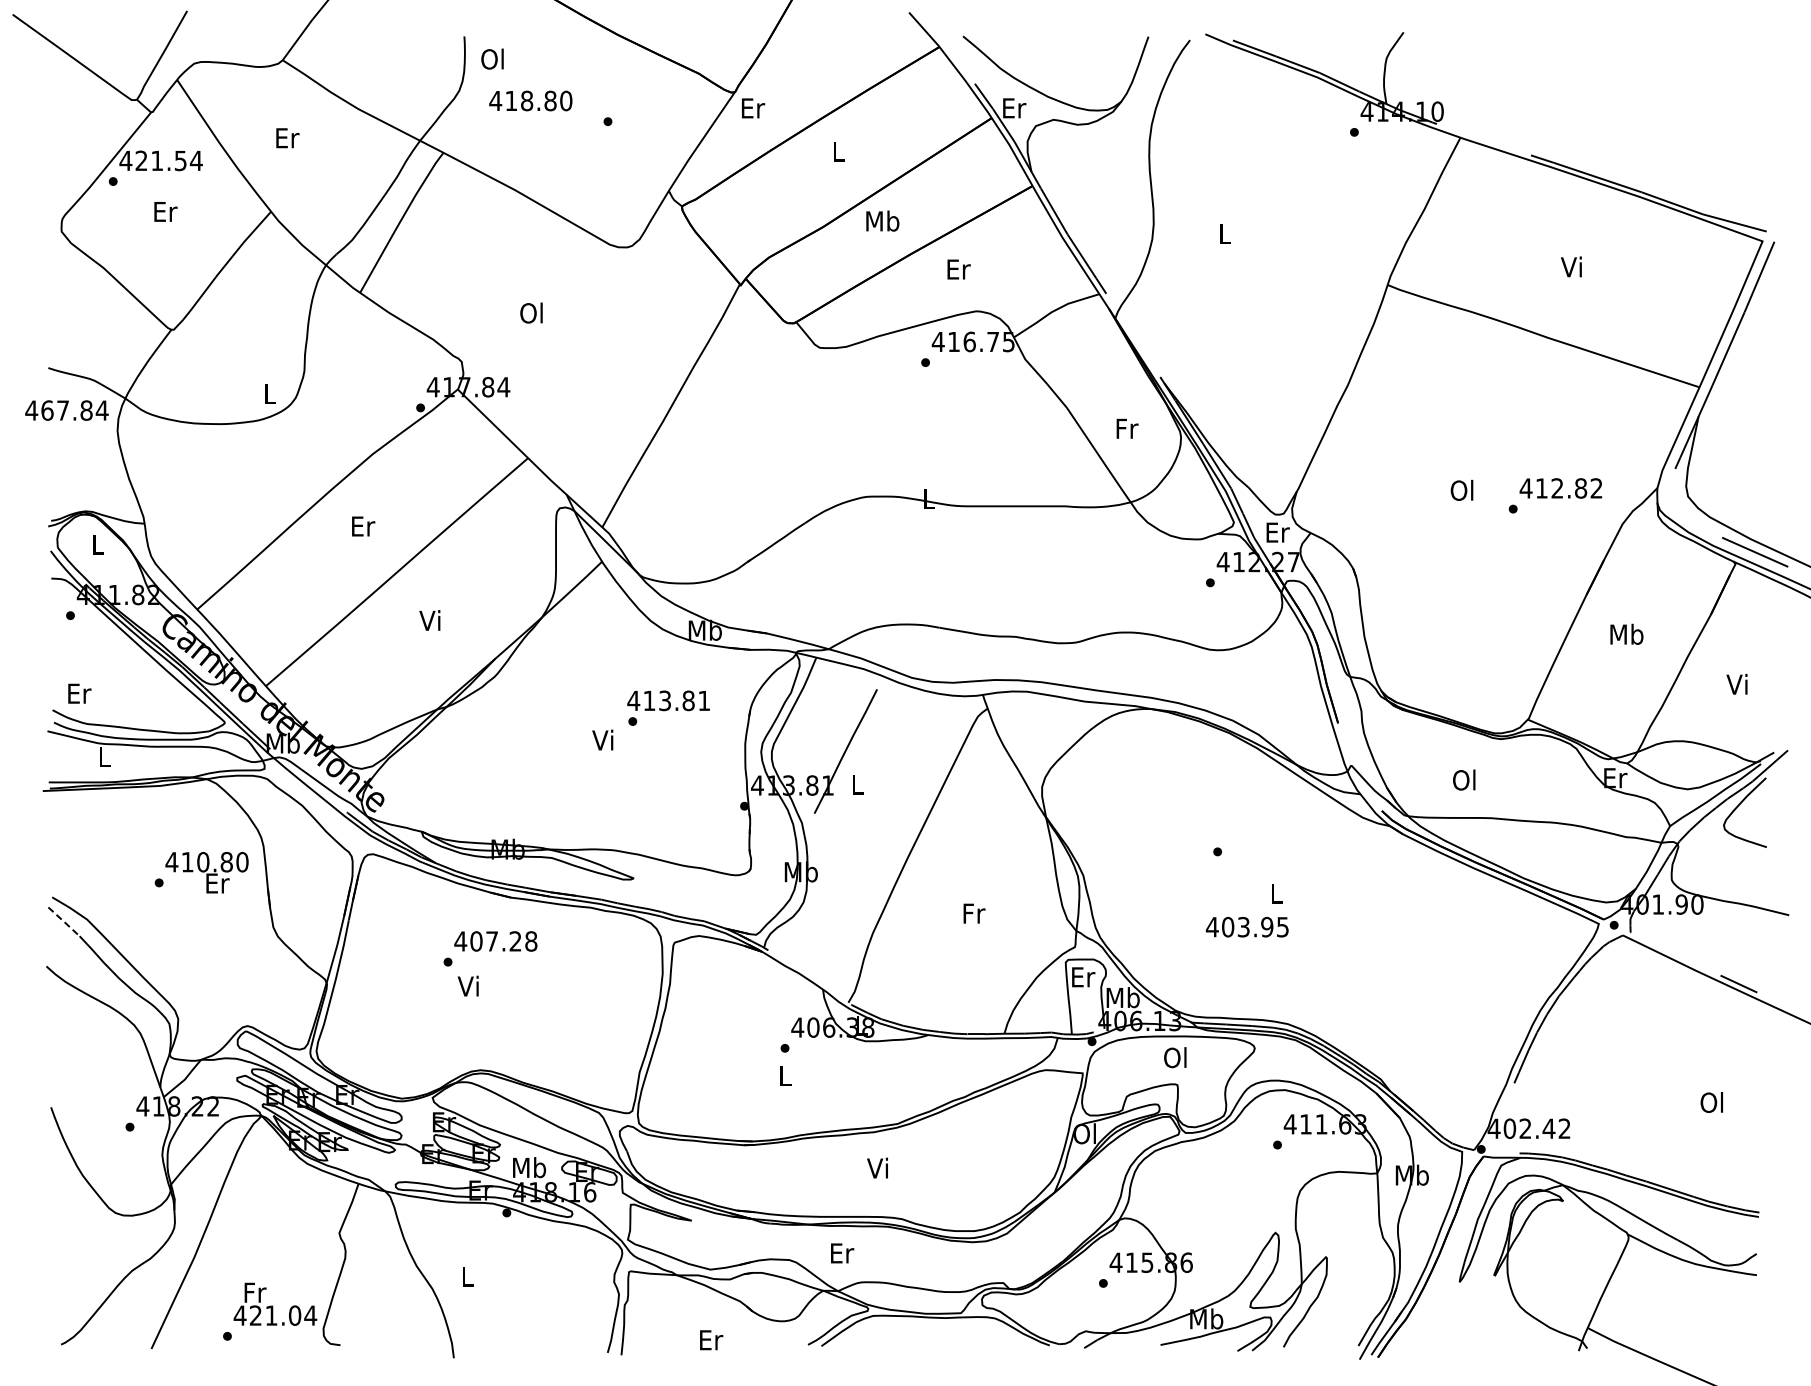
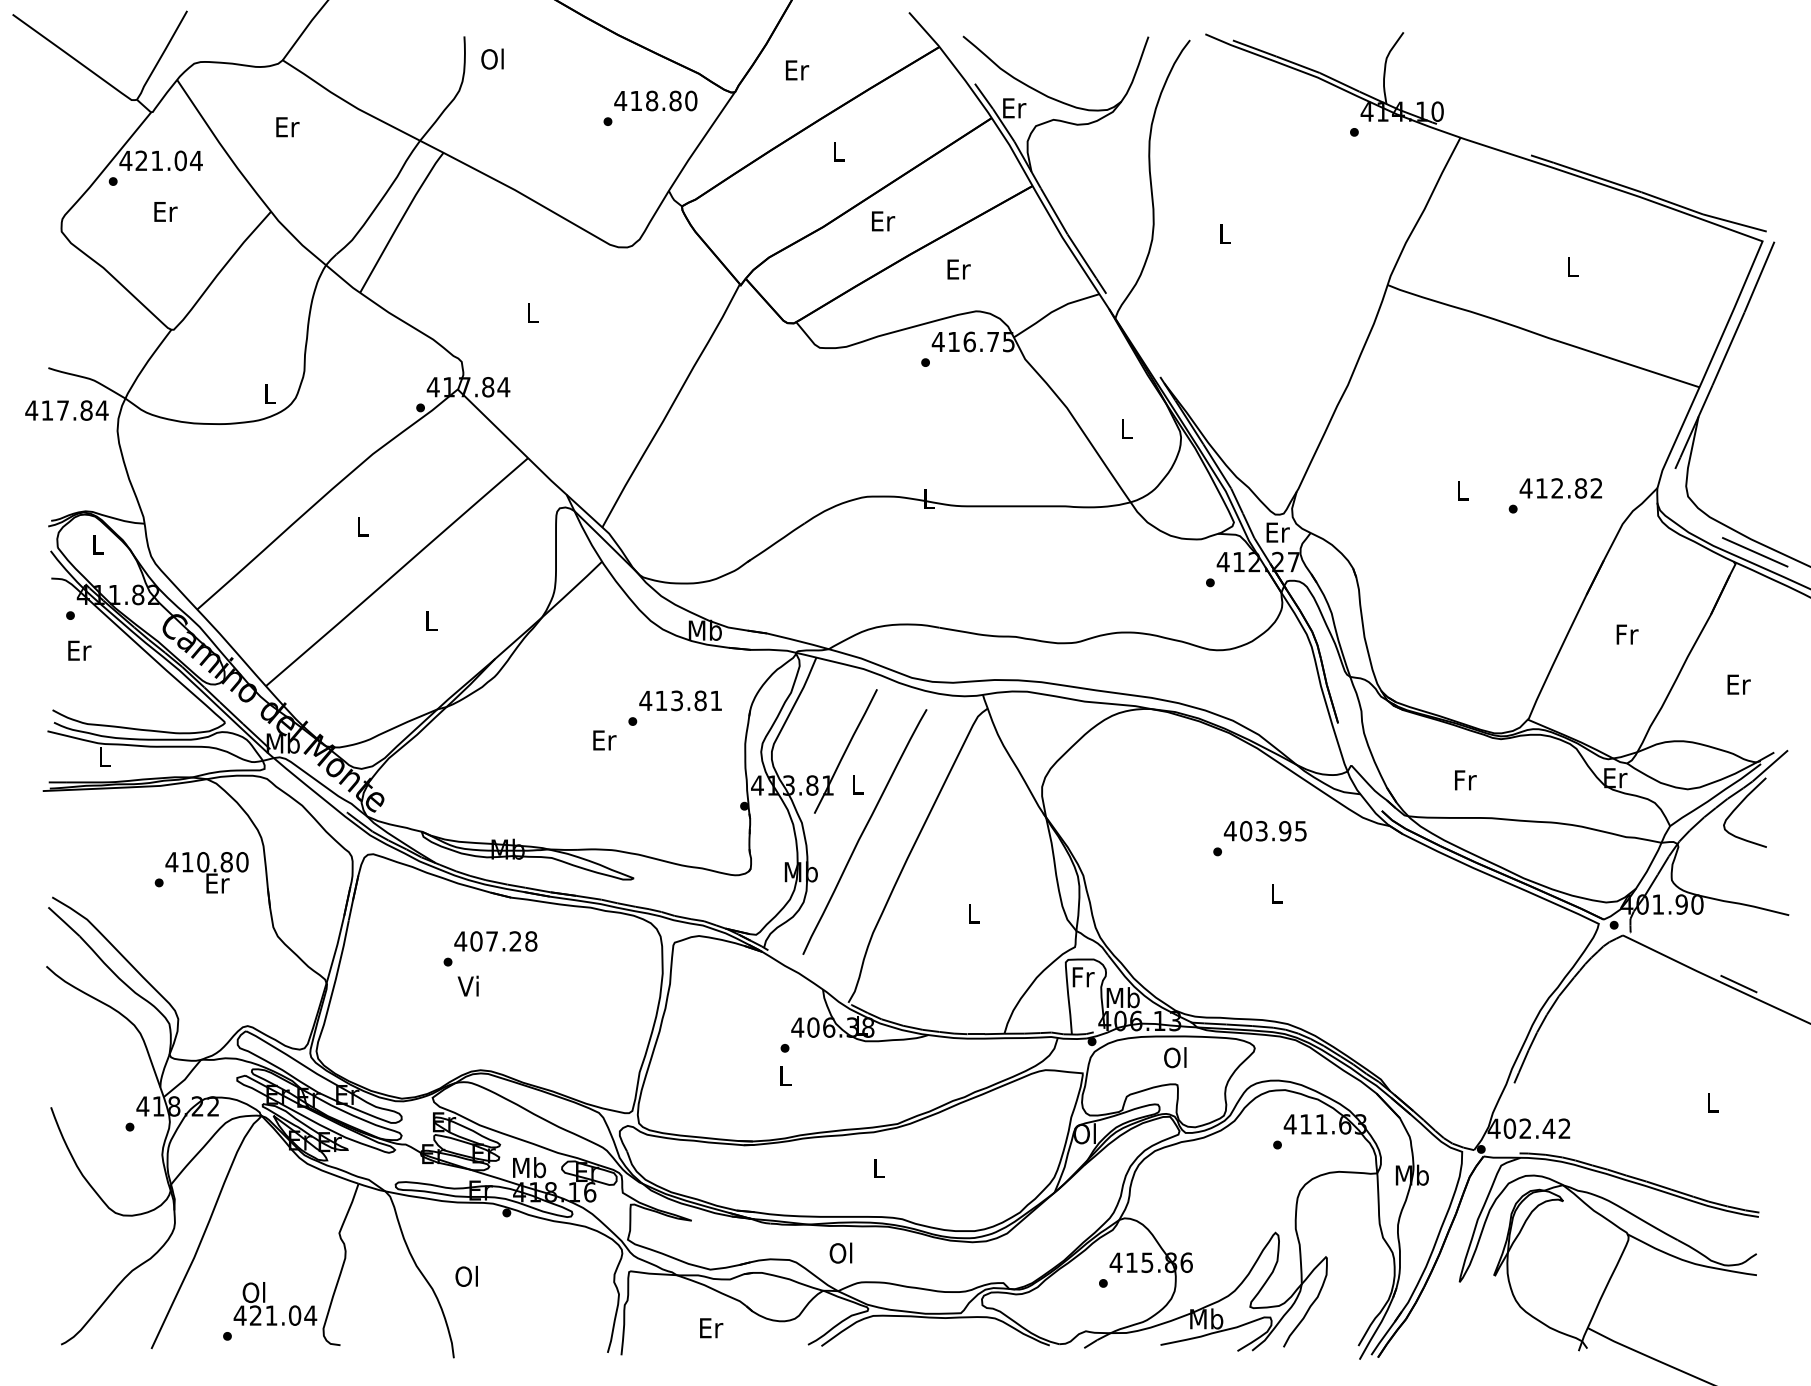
text position: (530, 100) -> (655, 100) (655, 100)
text position: (753, 108) -> (797, 70) (797, 70)
text position: (287, 138) -> (287, 127) (287, 127)
text: 421.54 -> 421.04 (180, 160)
text: Mb -> Er (882, 220)
text: Vi -> L (1570, 266)
text: Ol -> L (531, 312)
text: 467.84 -> 417.84 (47, 410)
text: Fr -> L (1127, 428)
text: Ol -> L (1461, 489)
text: Er -> L (363, 526)
text: Vi -> L (429, 620)
text: Mb -> Fr (1626, 633)
text: Vi -> Er (1738, 683)
text position: (79, 693) -> (79, 650) (79, 650)
text position: (668, 700) -> (680, 700) (680, 700)
text: Vi -> Er (604, 739)
text: Ol -> Fr (1464, 779)
curve: none -> present (864, 831)
text: Fr -> L (974, 913)
line: dashed -> solid (64, 921)
text position: (1246, 926) -> (1264, 830) (1264, 830)
text: Er -> Fr (1083, 977)
text: Ol -> L (1711, 1102)
text: Vi -> L (877, 1167)
text: Er -> Ol (841, 1252)
text: L -> Ol (466, 1275)
text: Fr -> Ol (254, 1292)
text position: (711, 1340) -> (711, 1328) (711, 1328)
